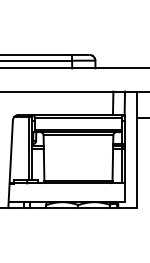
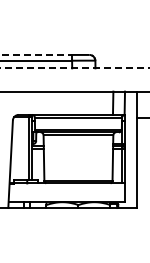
line: solid -> dashed (36, 54)
line: solid -> dashed (74, 68)
